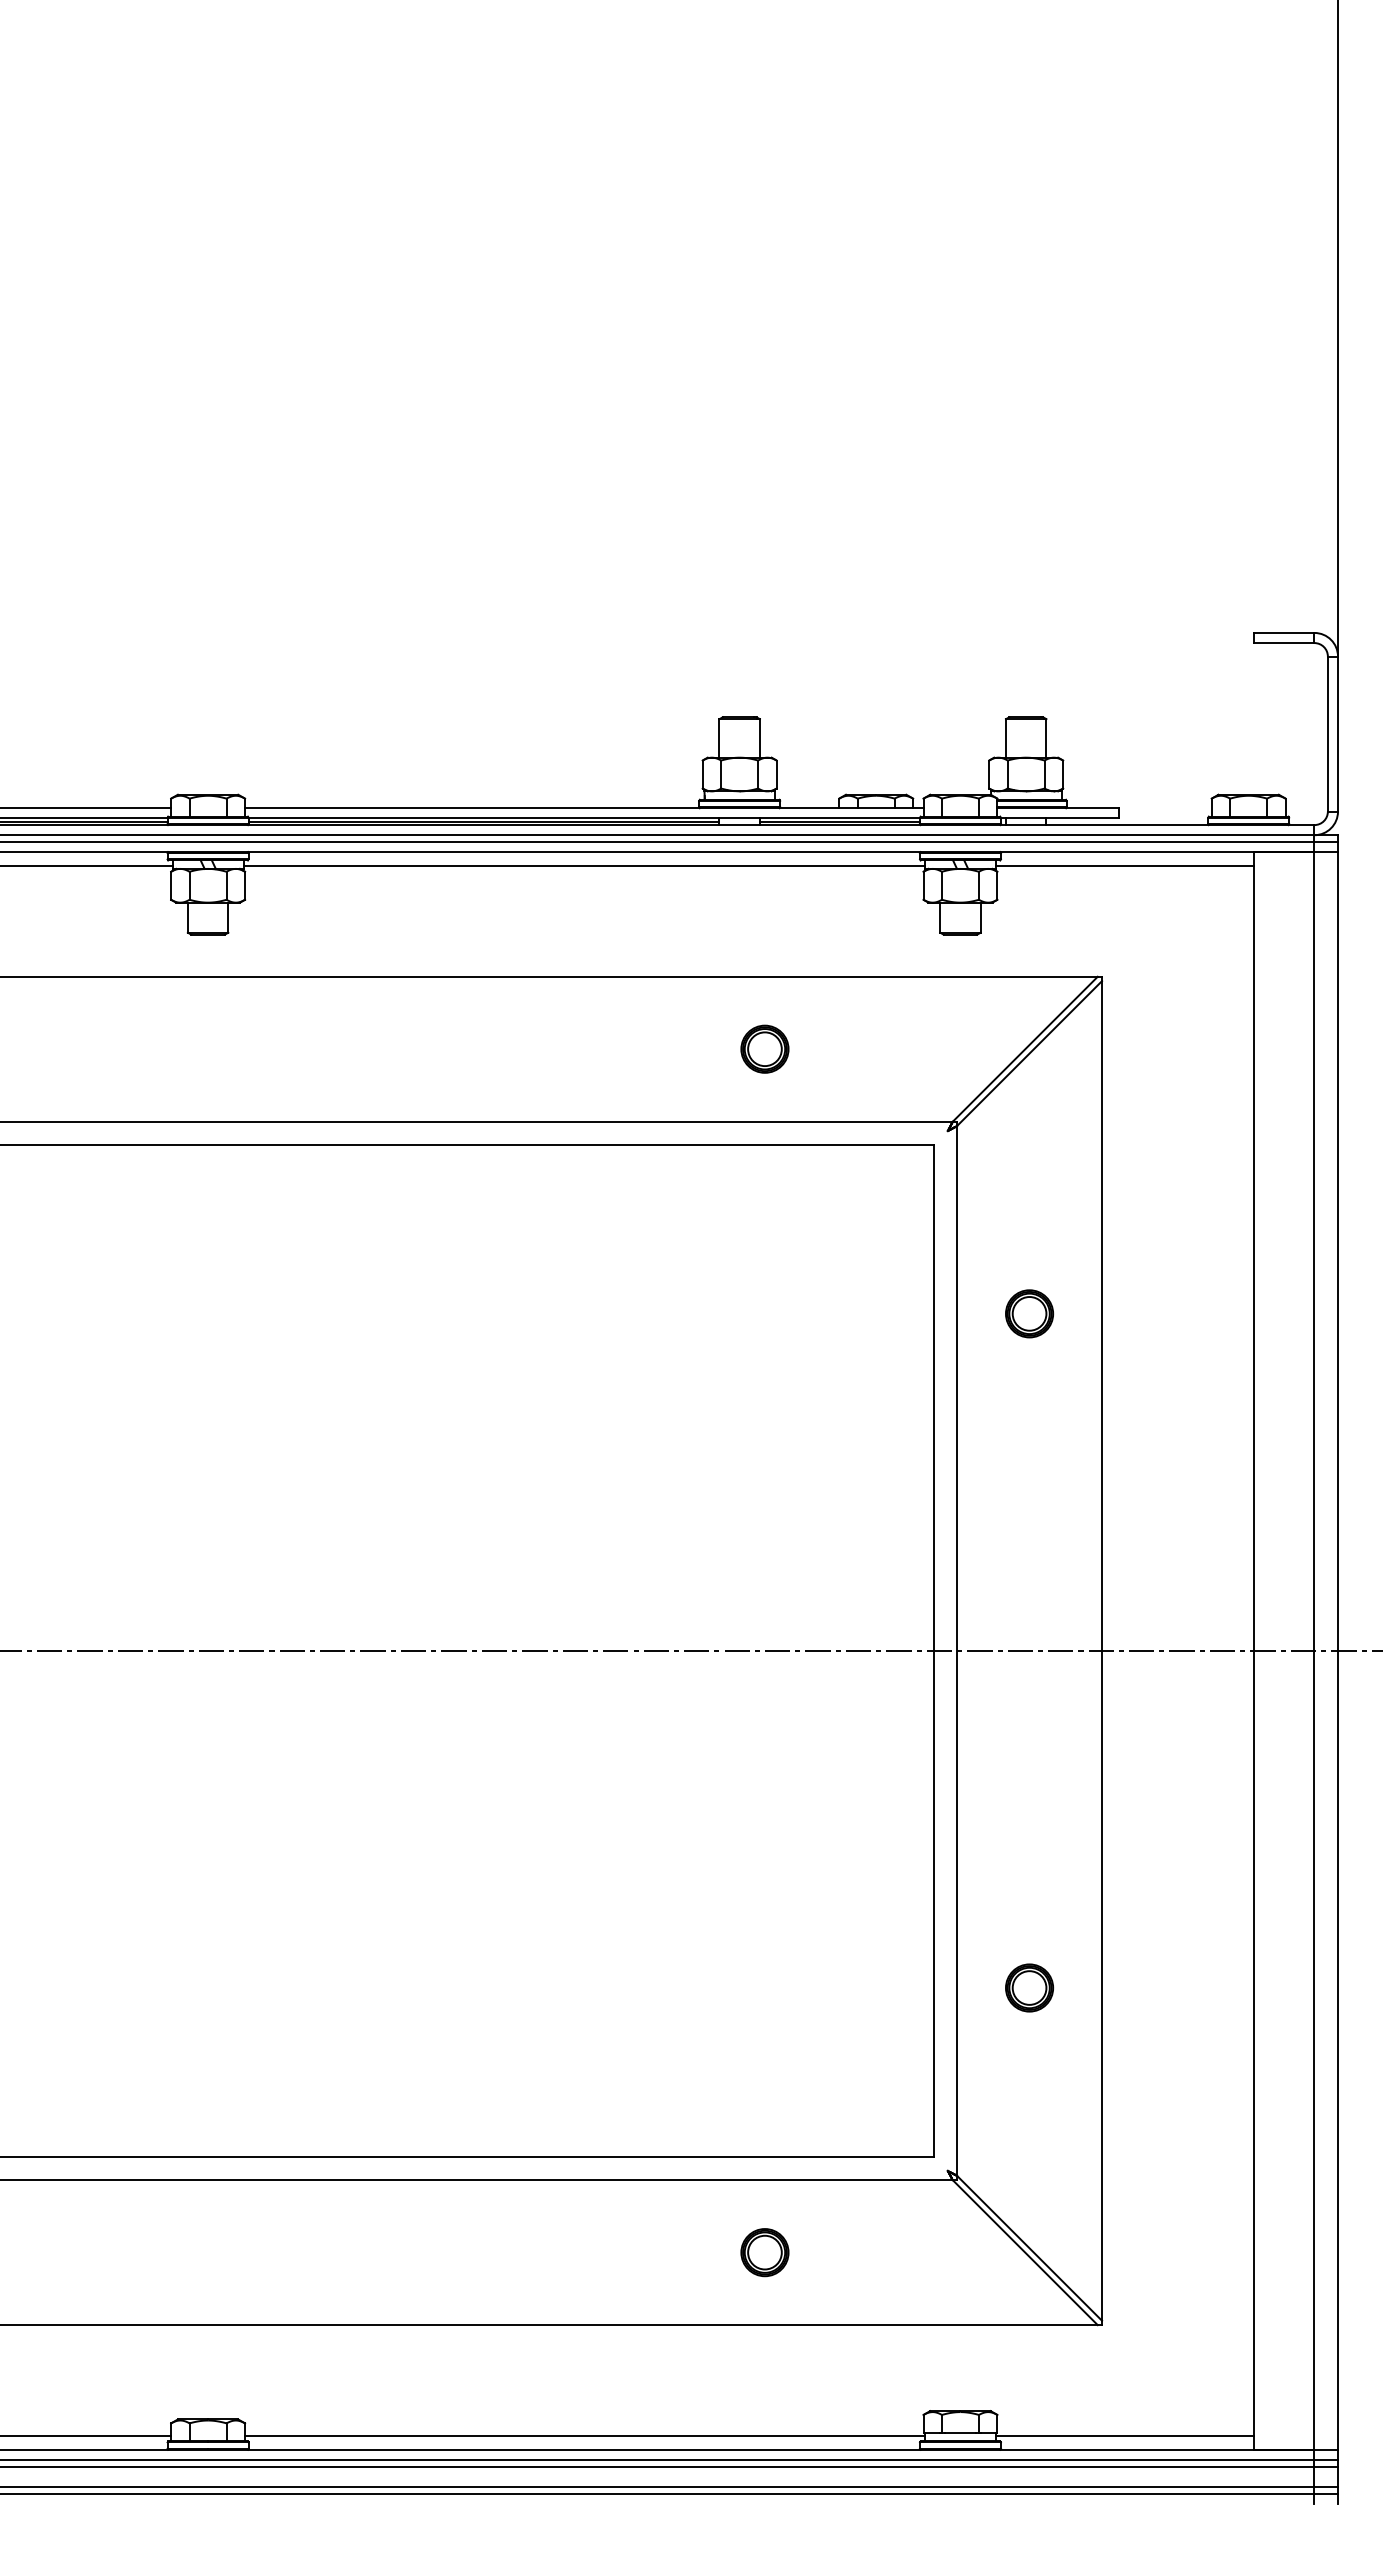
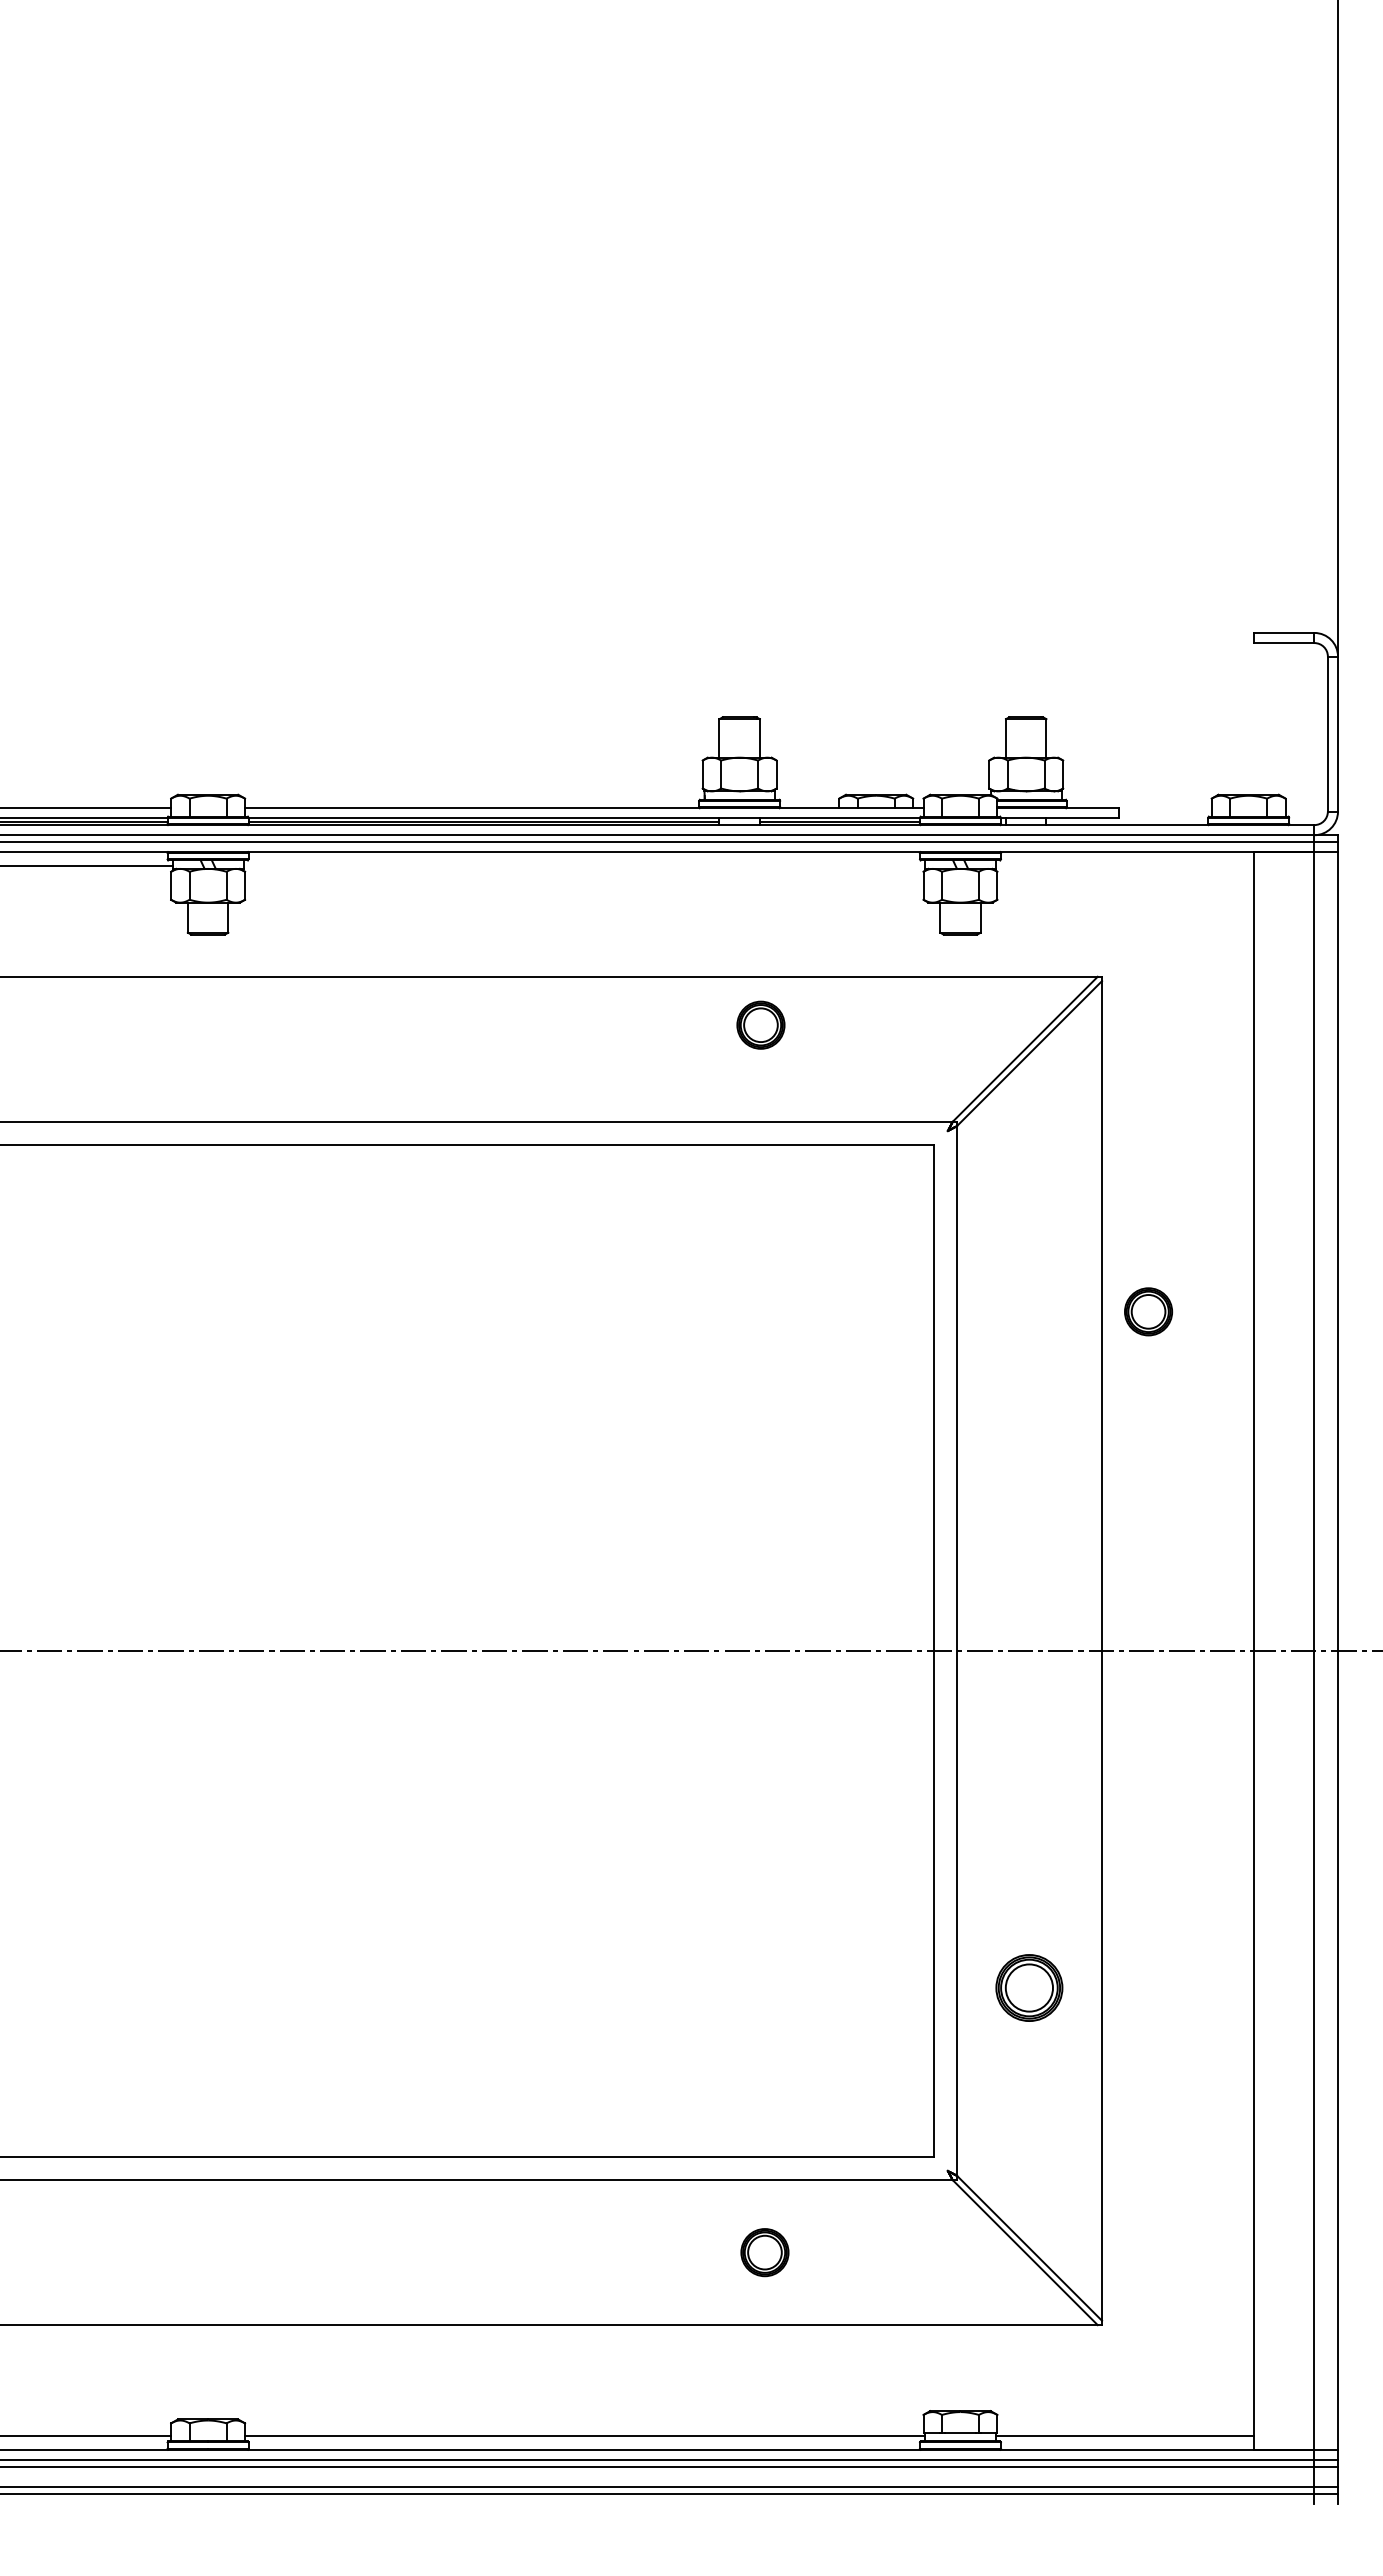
line: present -> none (584, 865)
line: present -> none (1124, 865)
part position: (764, 1048) -> (760, 1024) (760, 1024)
part position: (1029, 1313) -> (1148, 1311) (1148, 1311)
part size: 50x50 px -> 69x68 px (1029, 1987)
